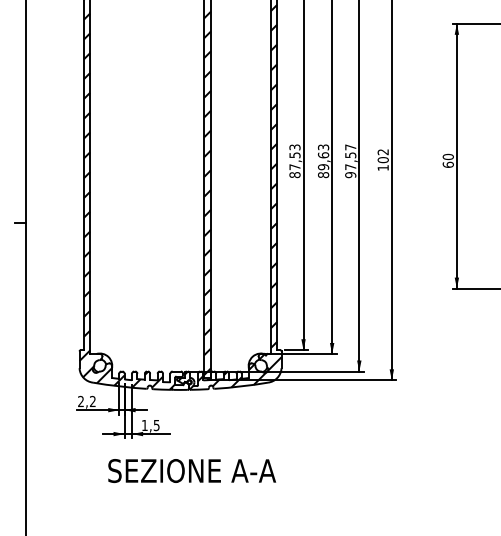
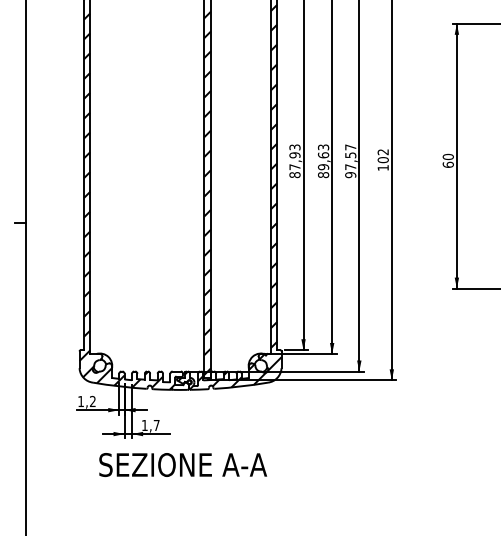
text: 87,53 -> 87,93 (294, 155)
text: 2,2 -> 1,2 (80, 400)
text: 1,5 -> 1,7 (156, 425)
text position: (192, 470) -> (183, 464) (183, 464)
